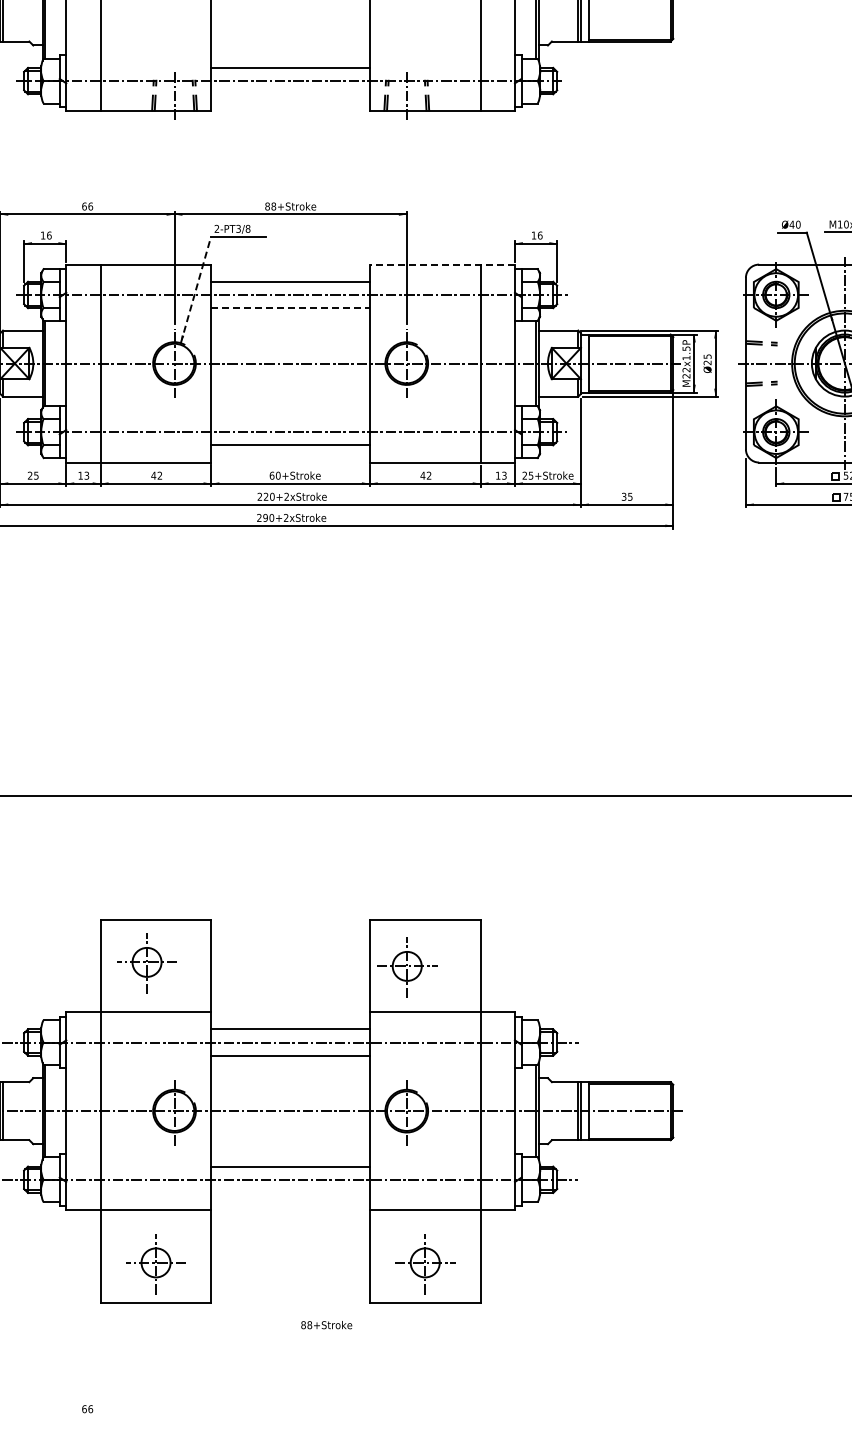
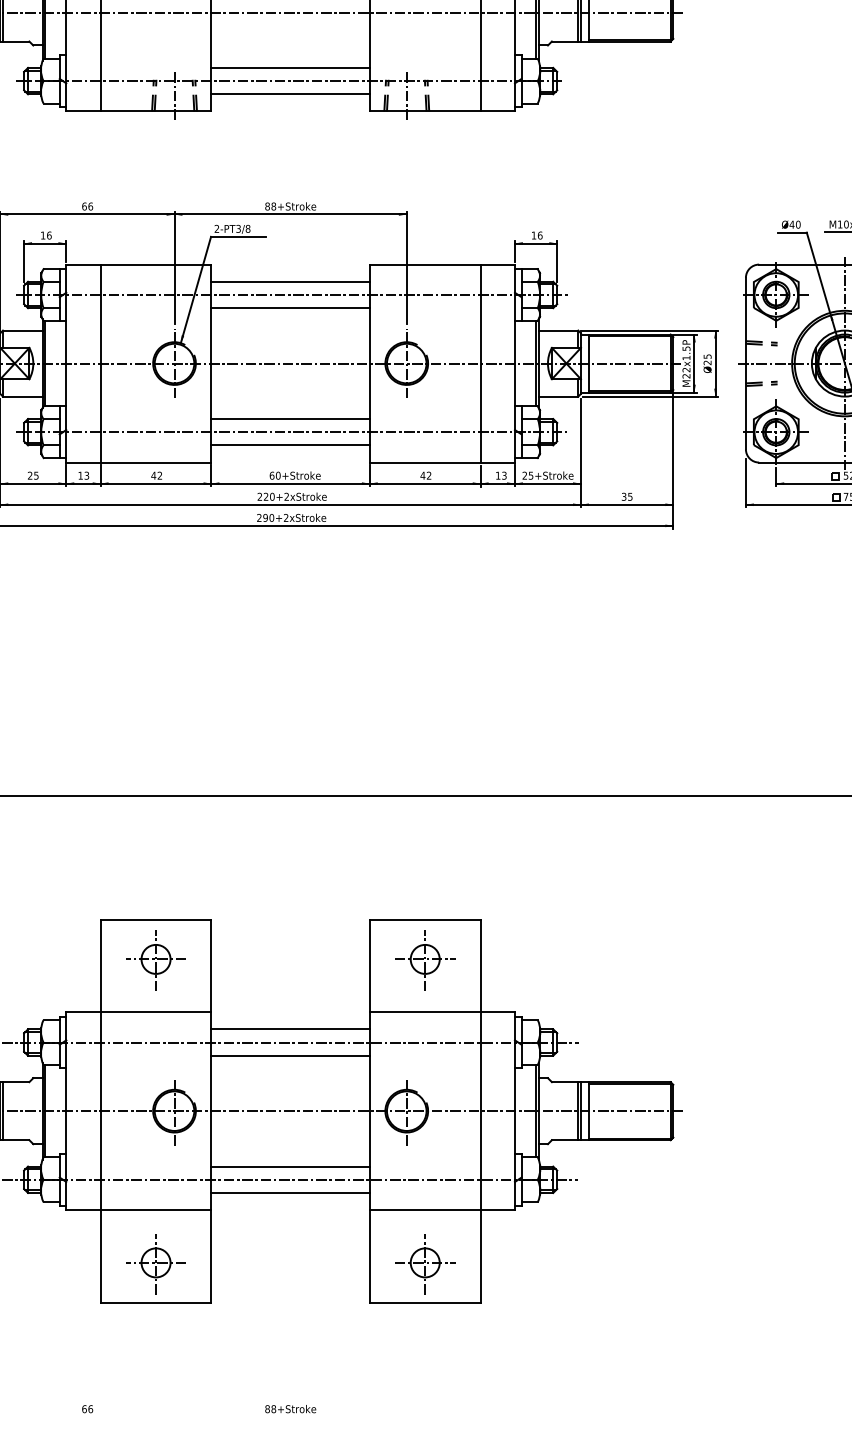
line: none -> present (342, 12)
line: none -> present (290, 94)
line: dashed -> solid (442, 264)
line: dashed -> solid (196, 289)
line: dashed -> solid (291, 308)
line: none -> present (290, 419)
part position: (146, 963) -> (155, 960) (155, 960)
part position: (407, 967) -> (425, 960) (425, 960)
line: none -> present (290, 1192)
text position: (326, 1325) -> (290, 1409) (290, 1409)
